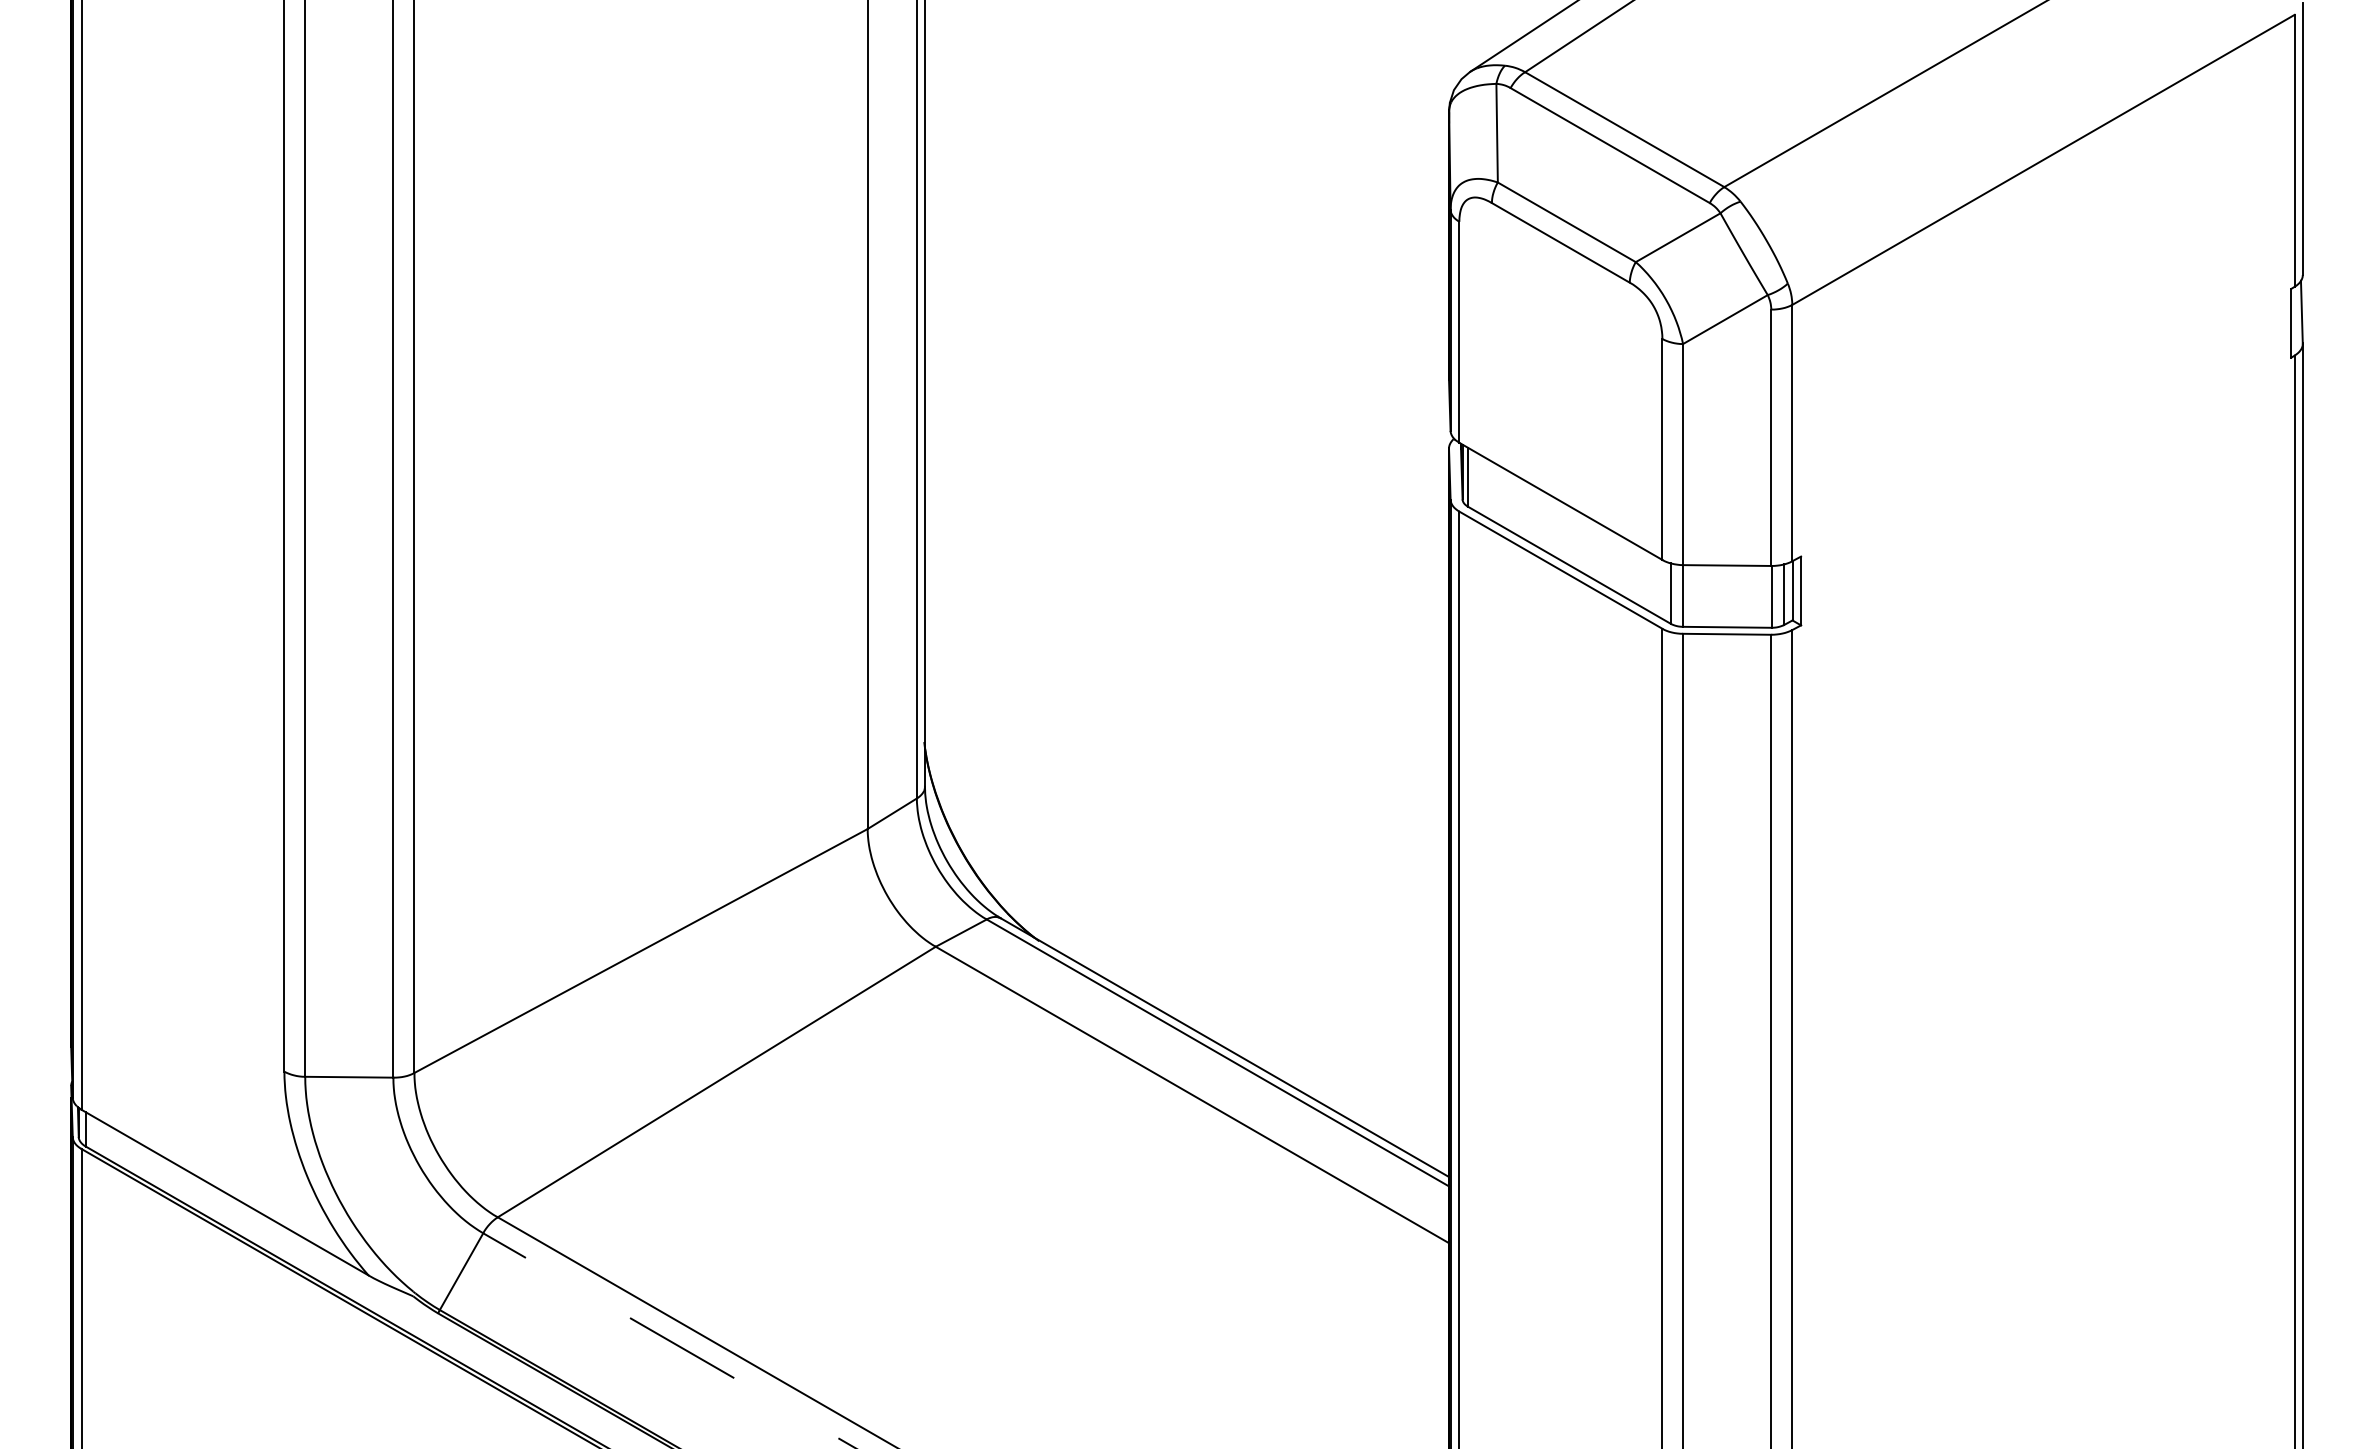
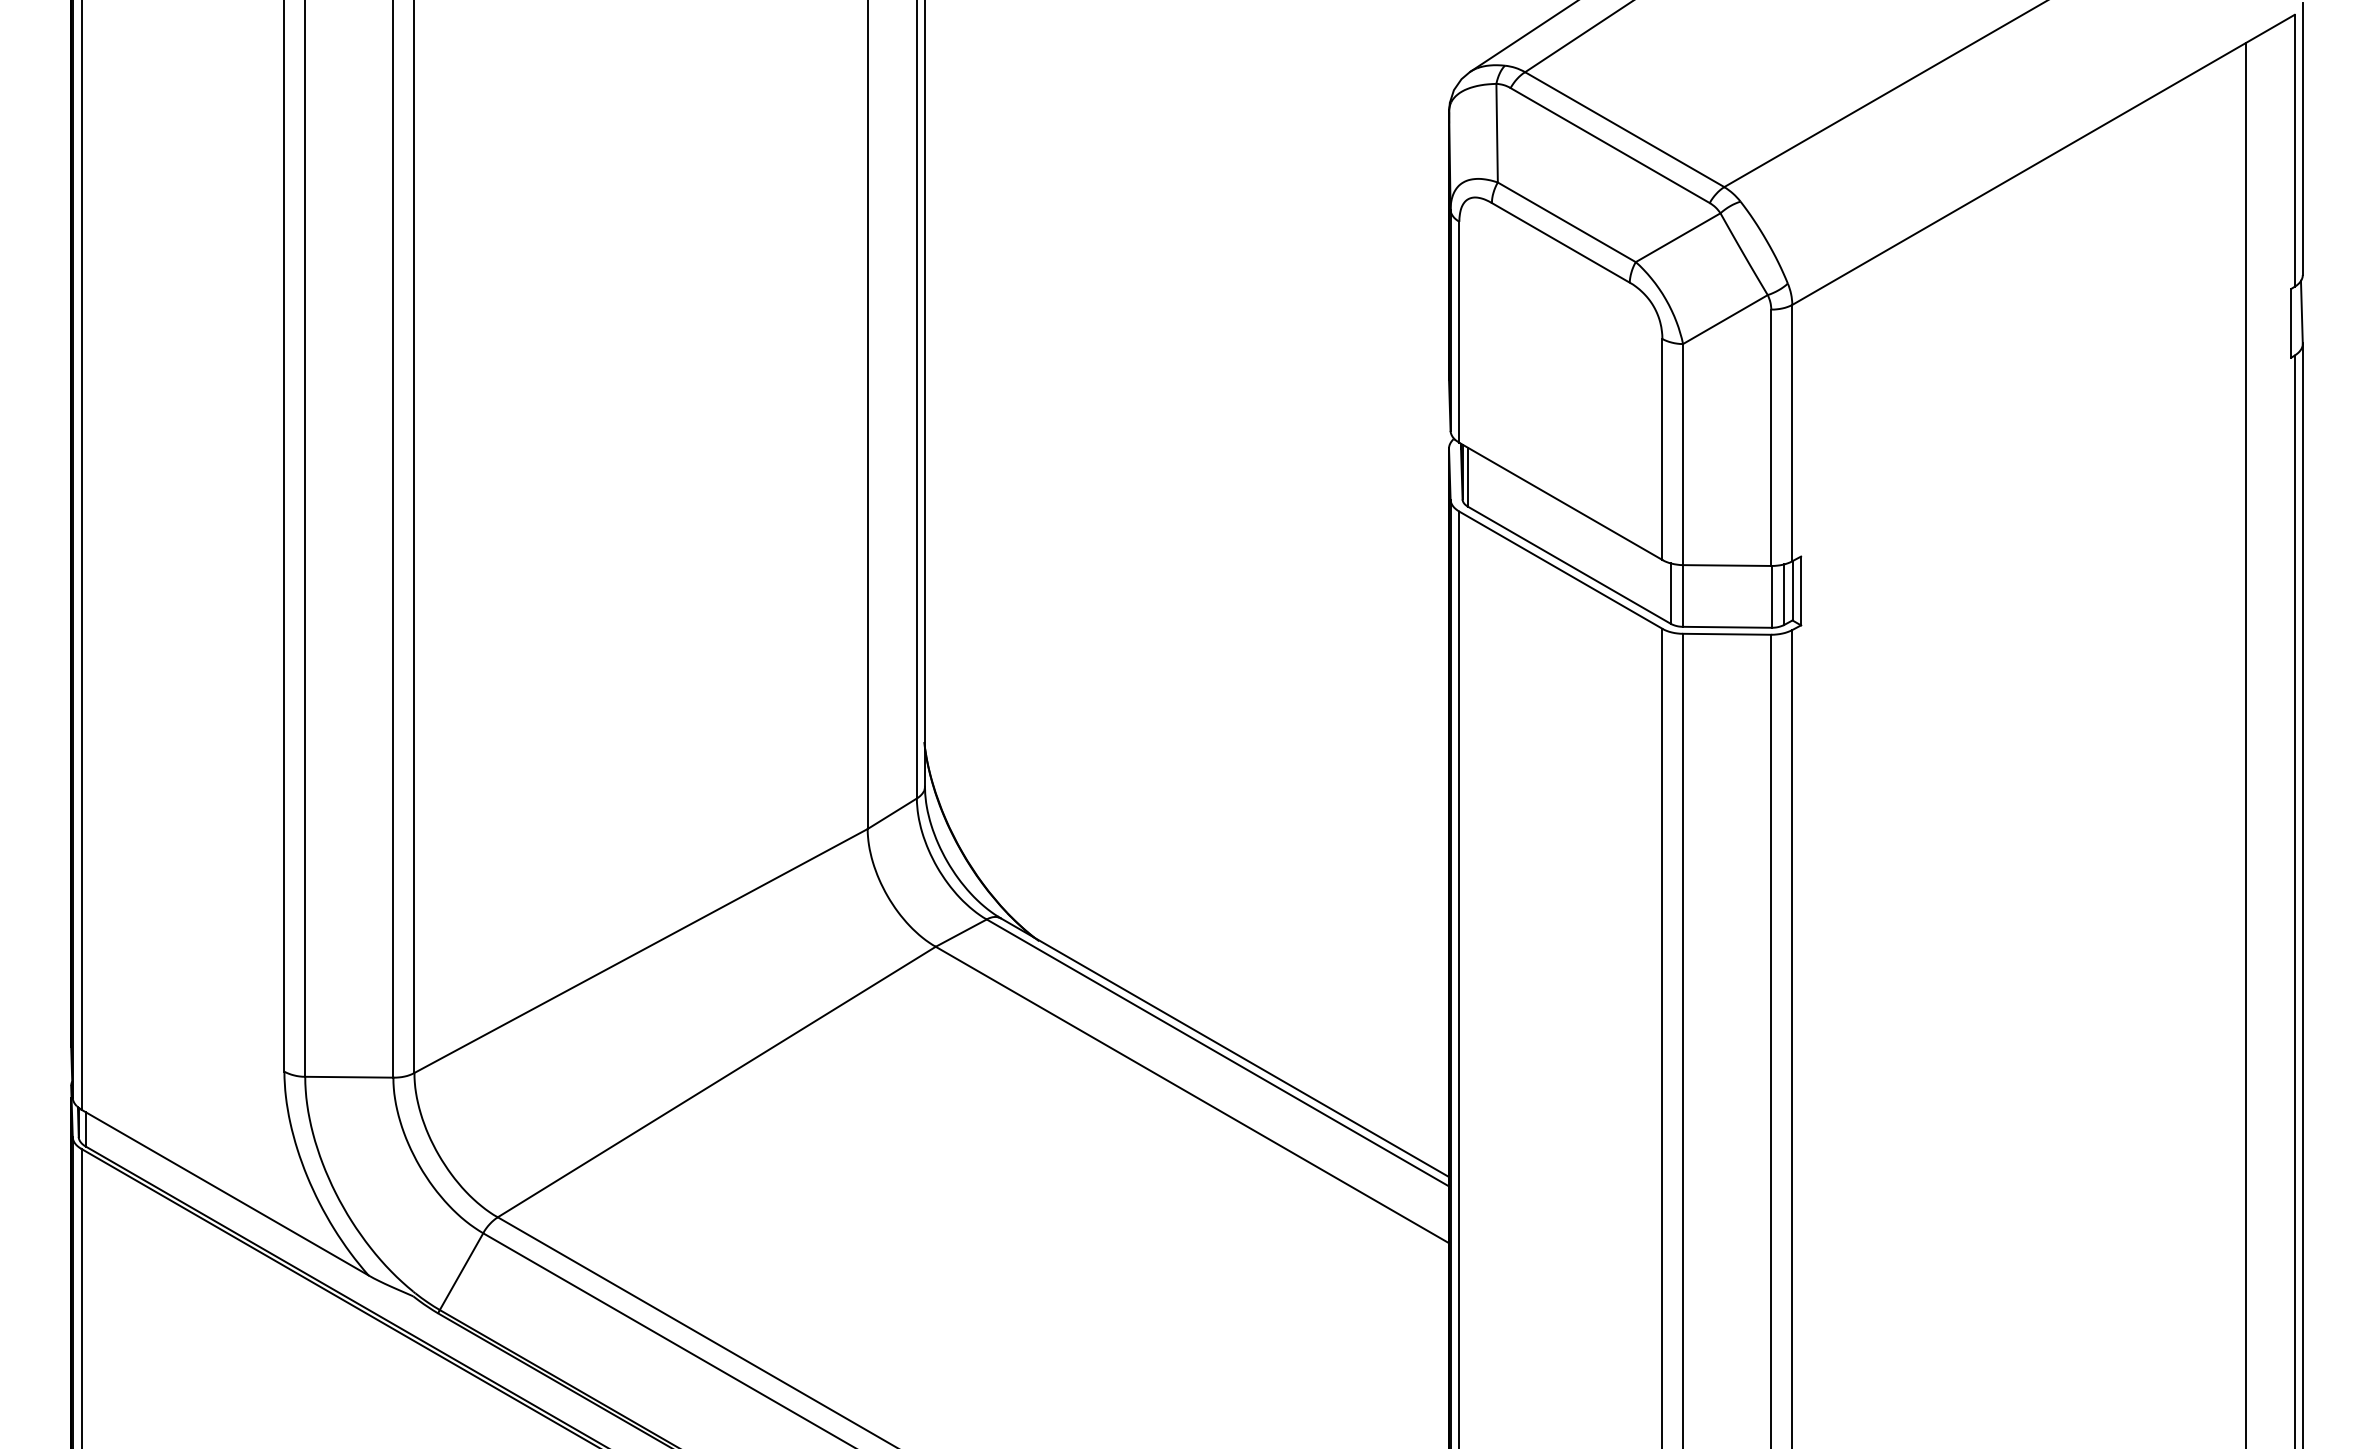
line: none -> present (2245, 744)
line: dashed -> solid (669, 1340)
